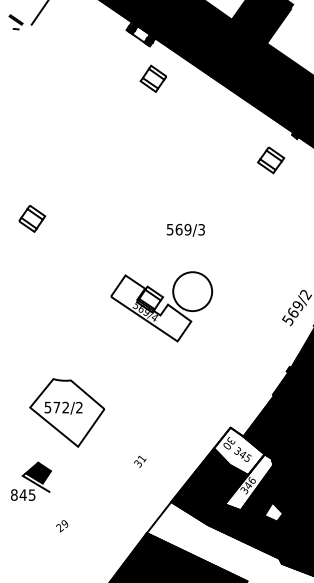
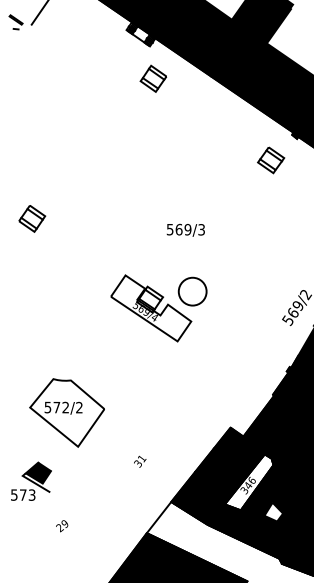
circle diameter: 39 px -> 28 px (192, 291)
fill: none -> present (238, 451)
text: 845 -> 573 (22, 494)
